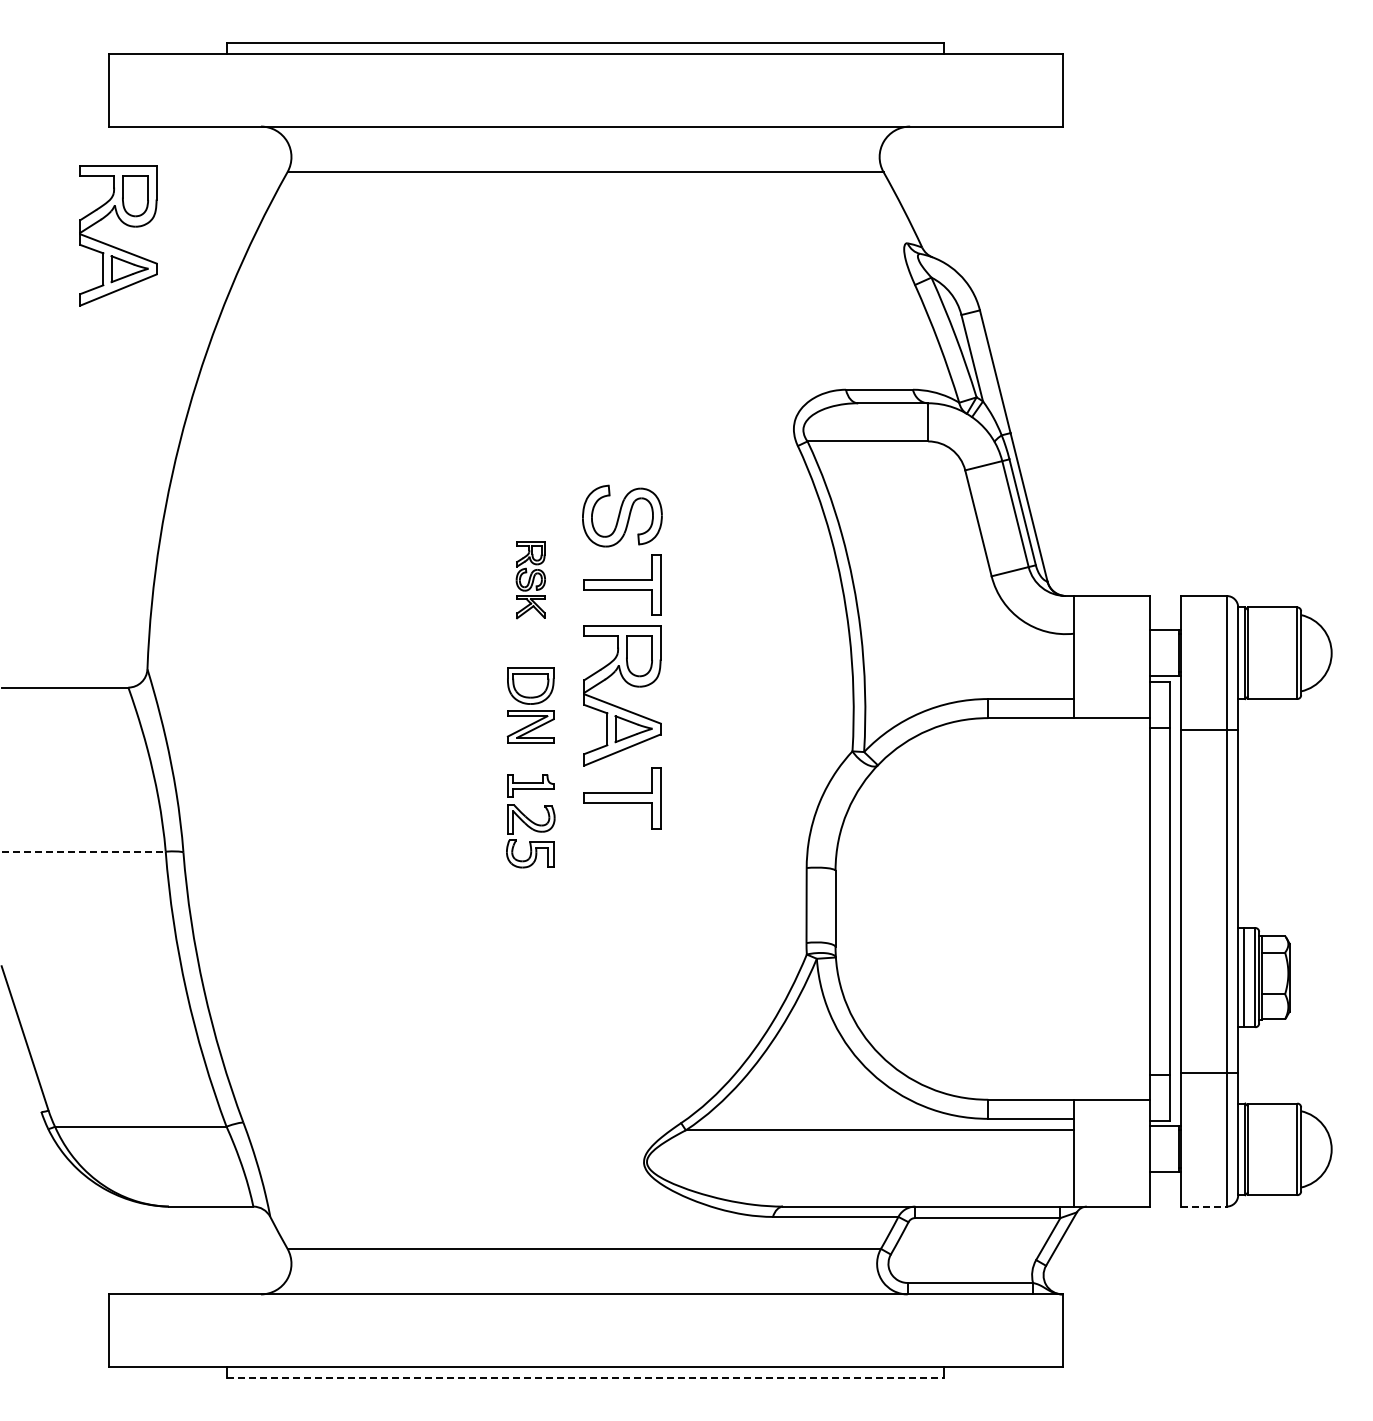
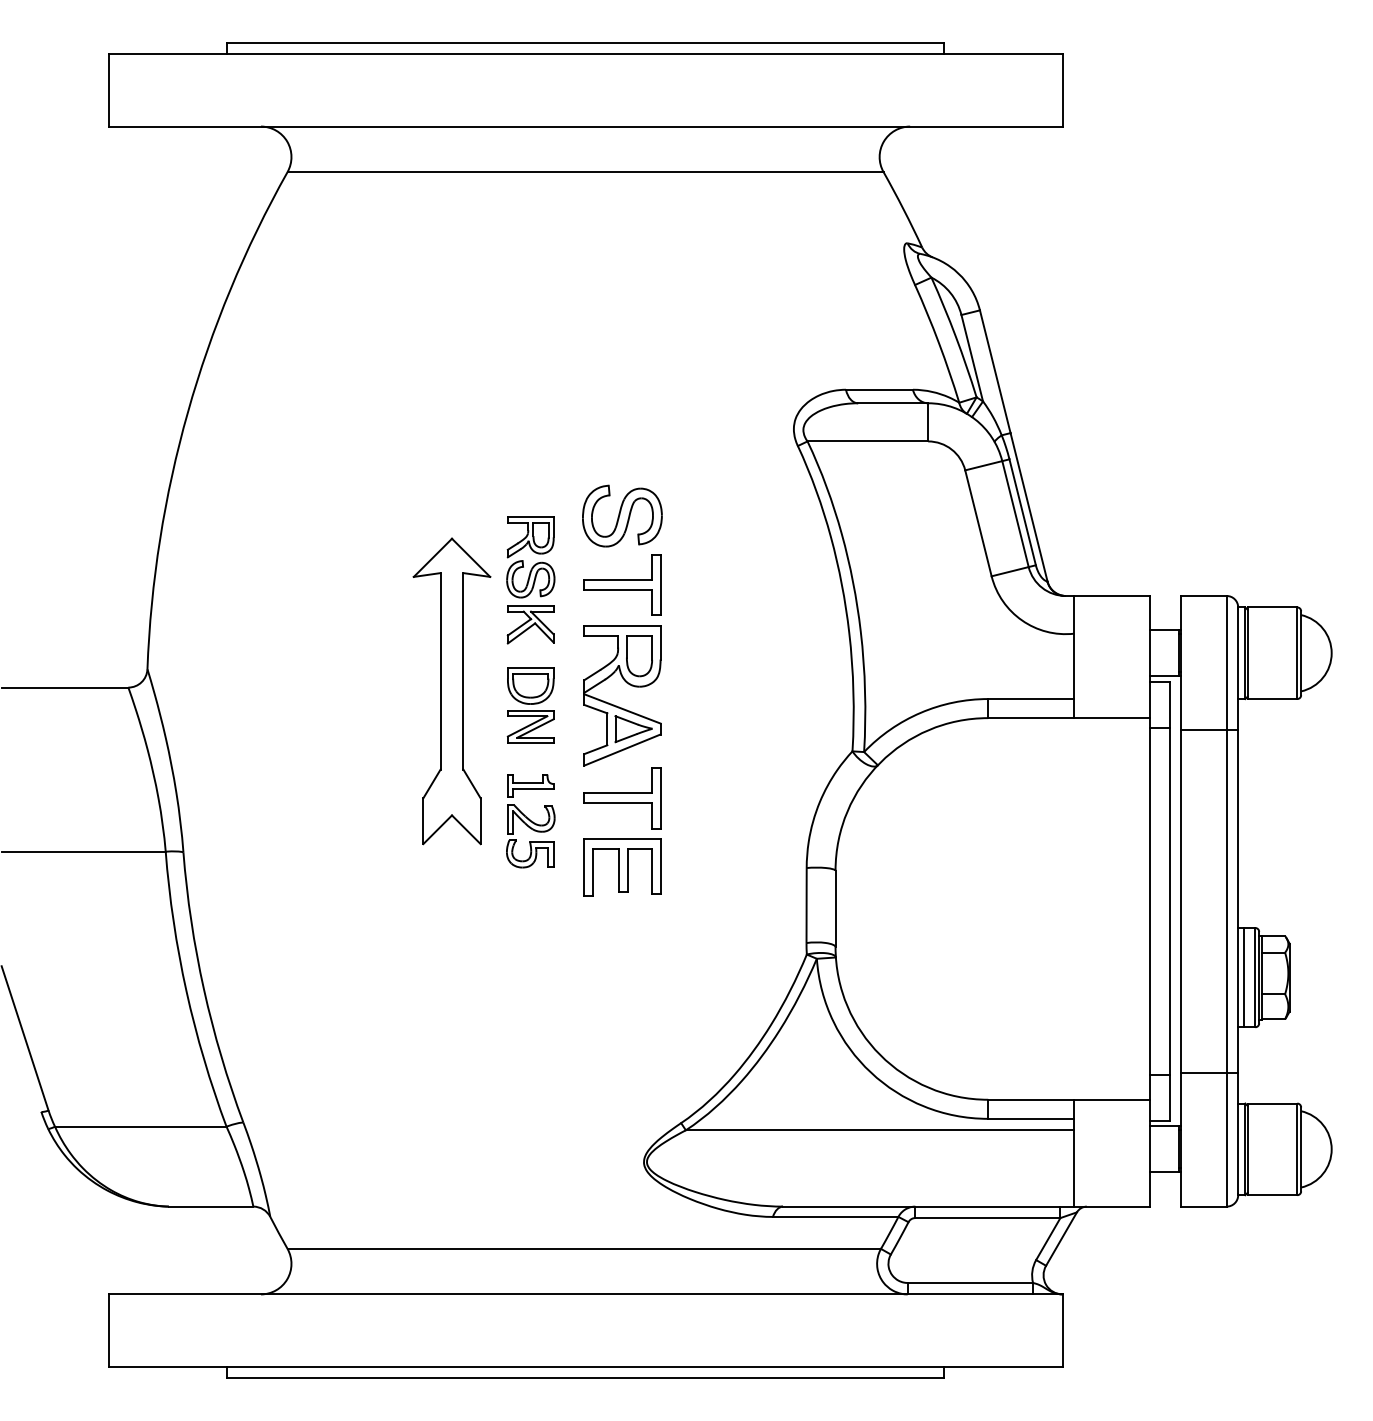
part: present -> none (115, 246)
part size: 31x79 px -> 50x129 px (530, 580)
part: none -> present (451, 691)
line: dashed -> solid (84, 851)
part: none -> present (622, 867)
line: dashed -> solid (1203, 1206)
line: dashed -> solid (585, 1378)
